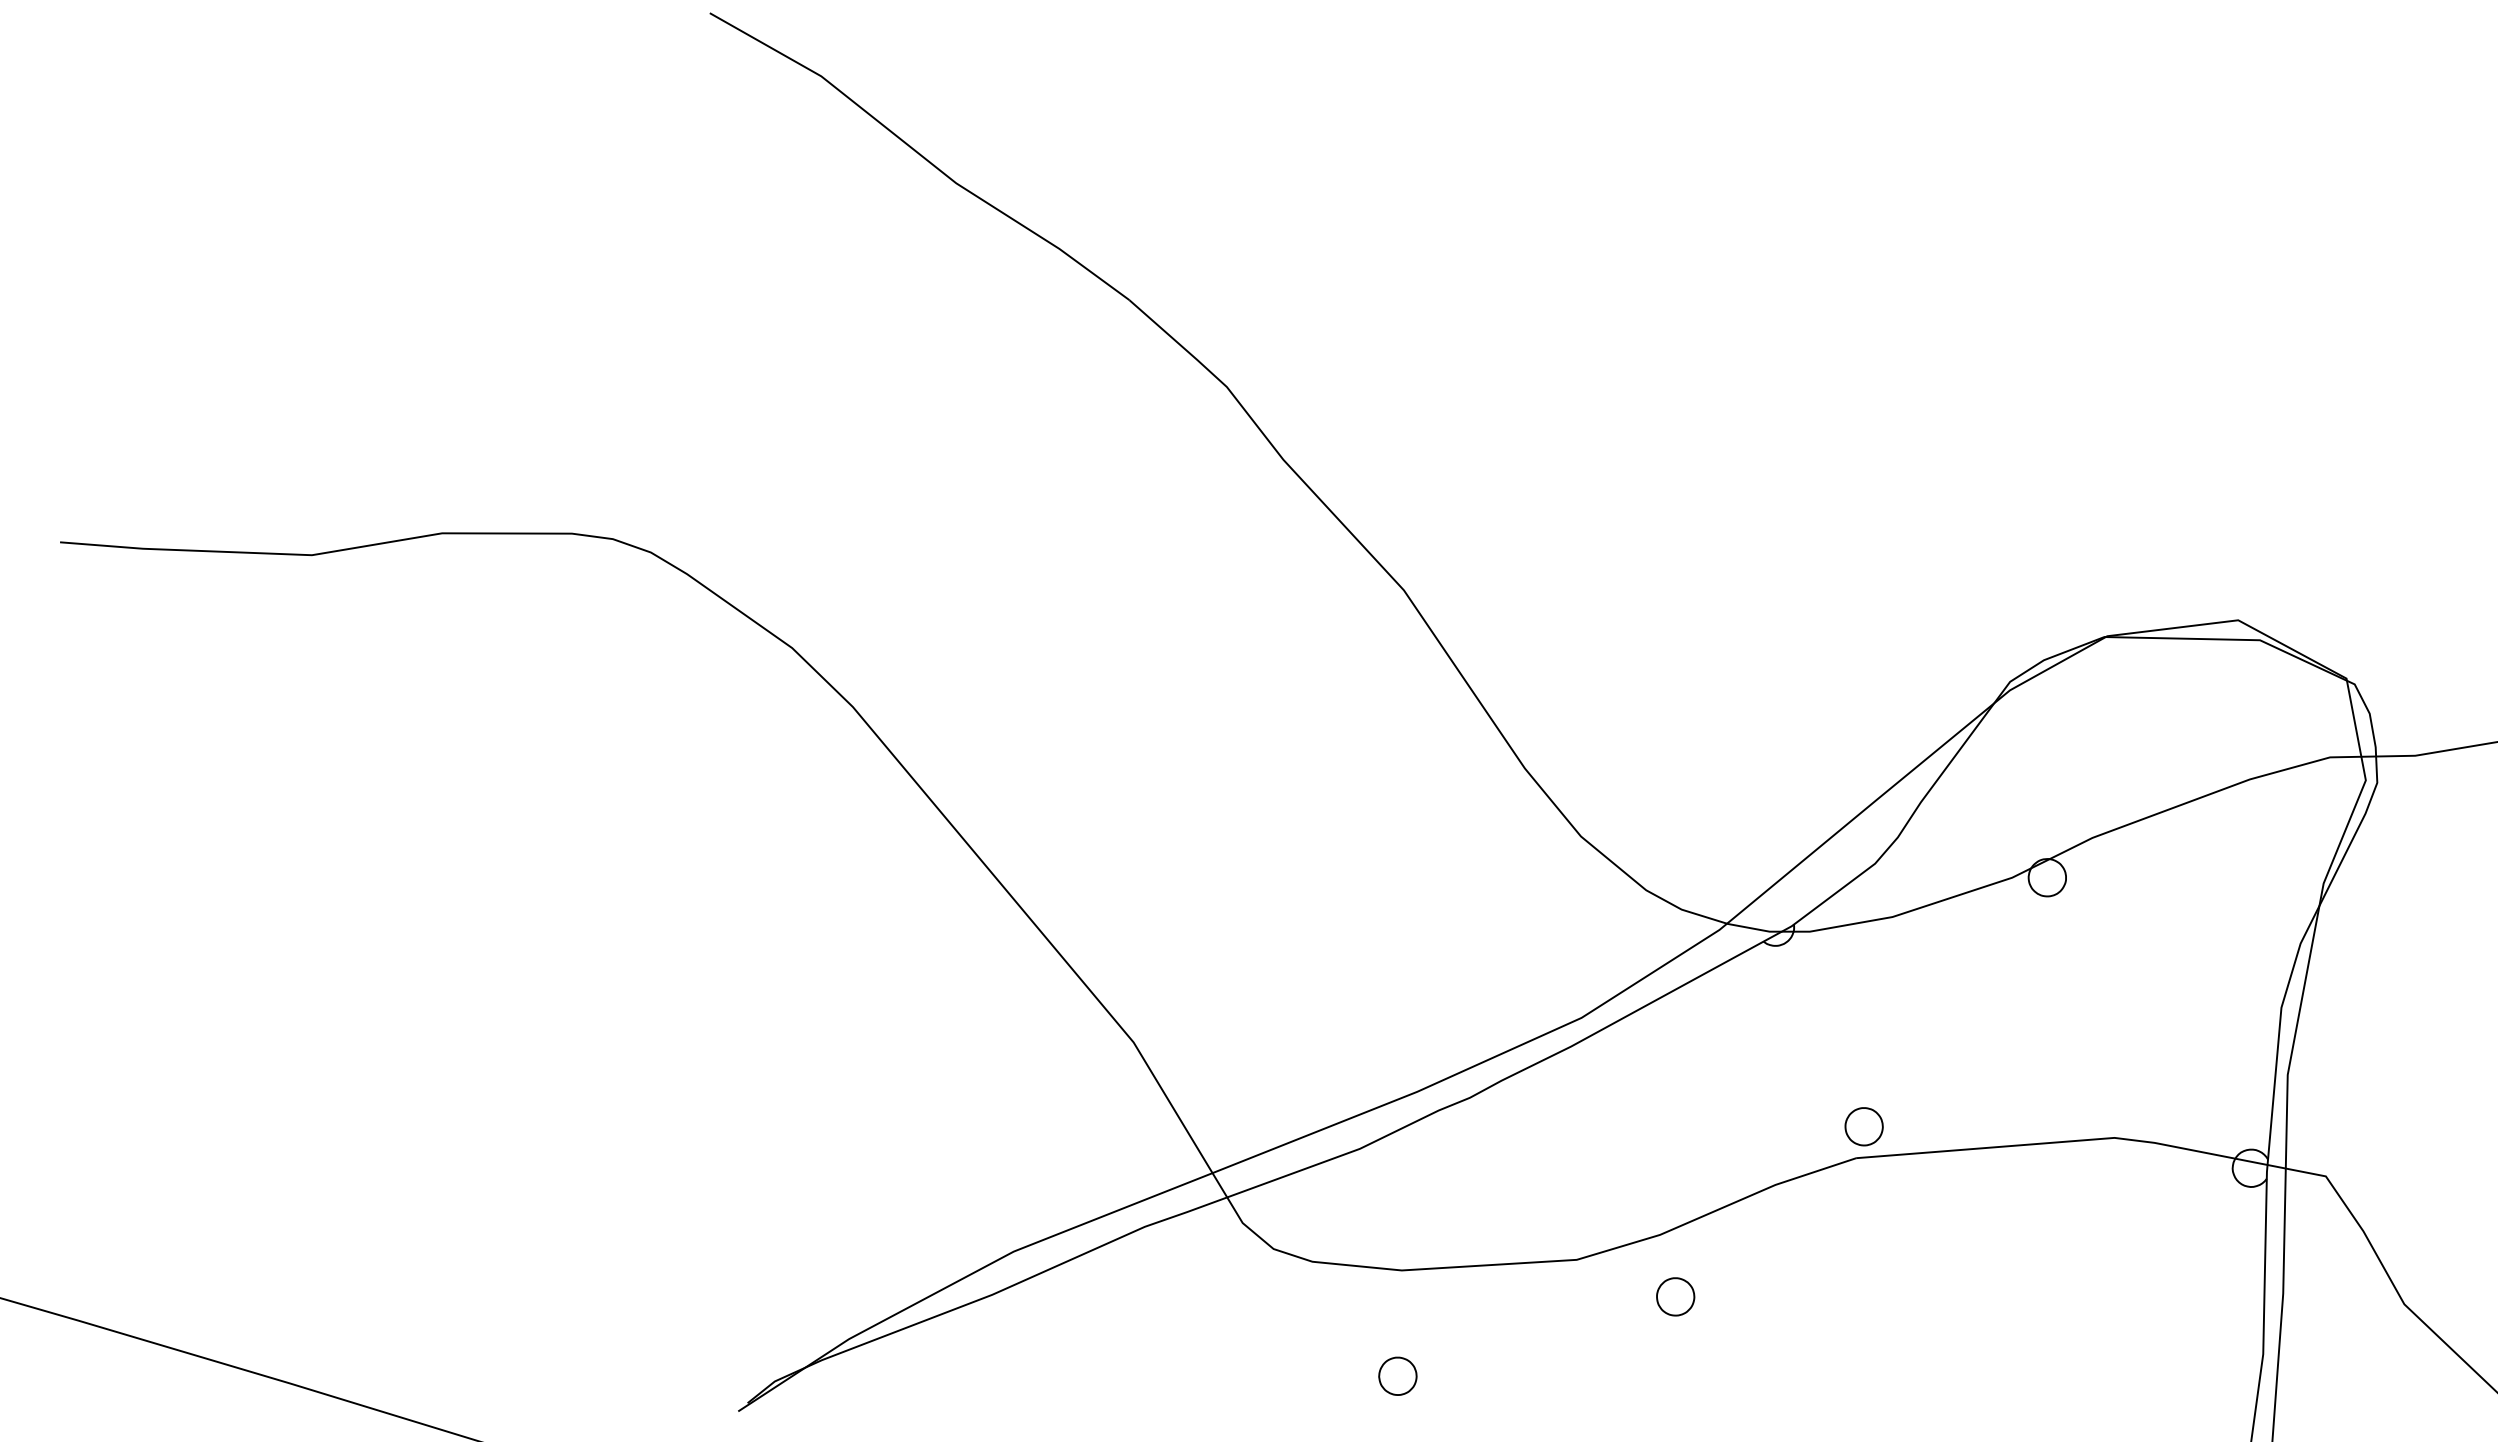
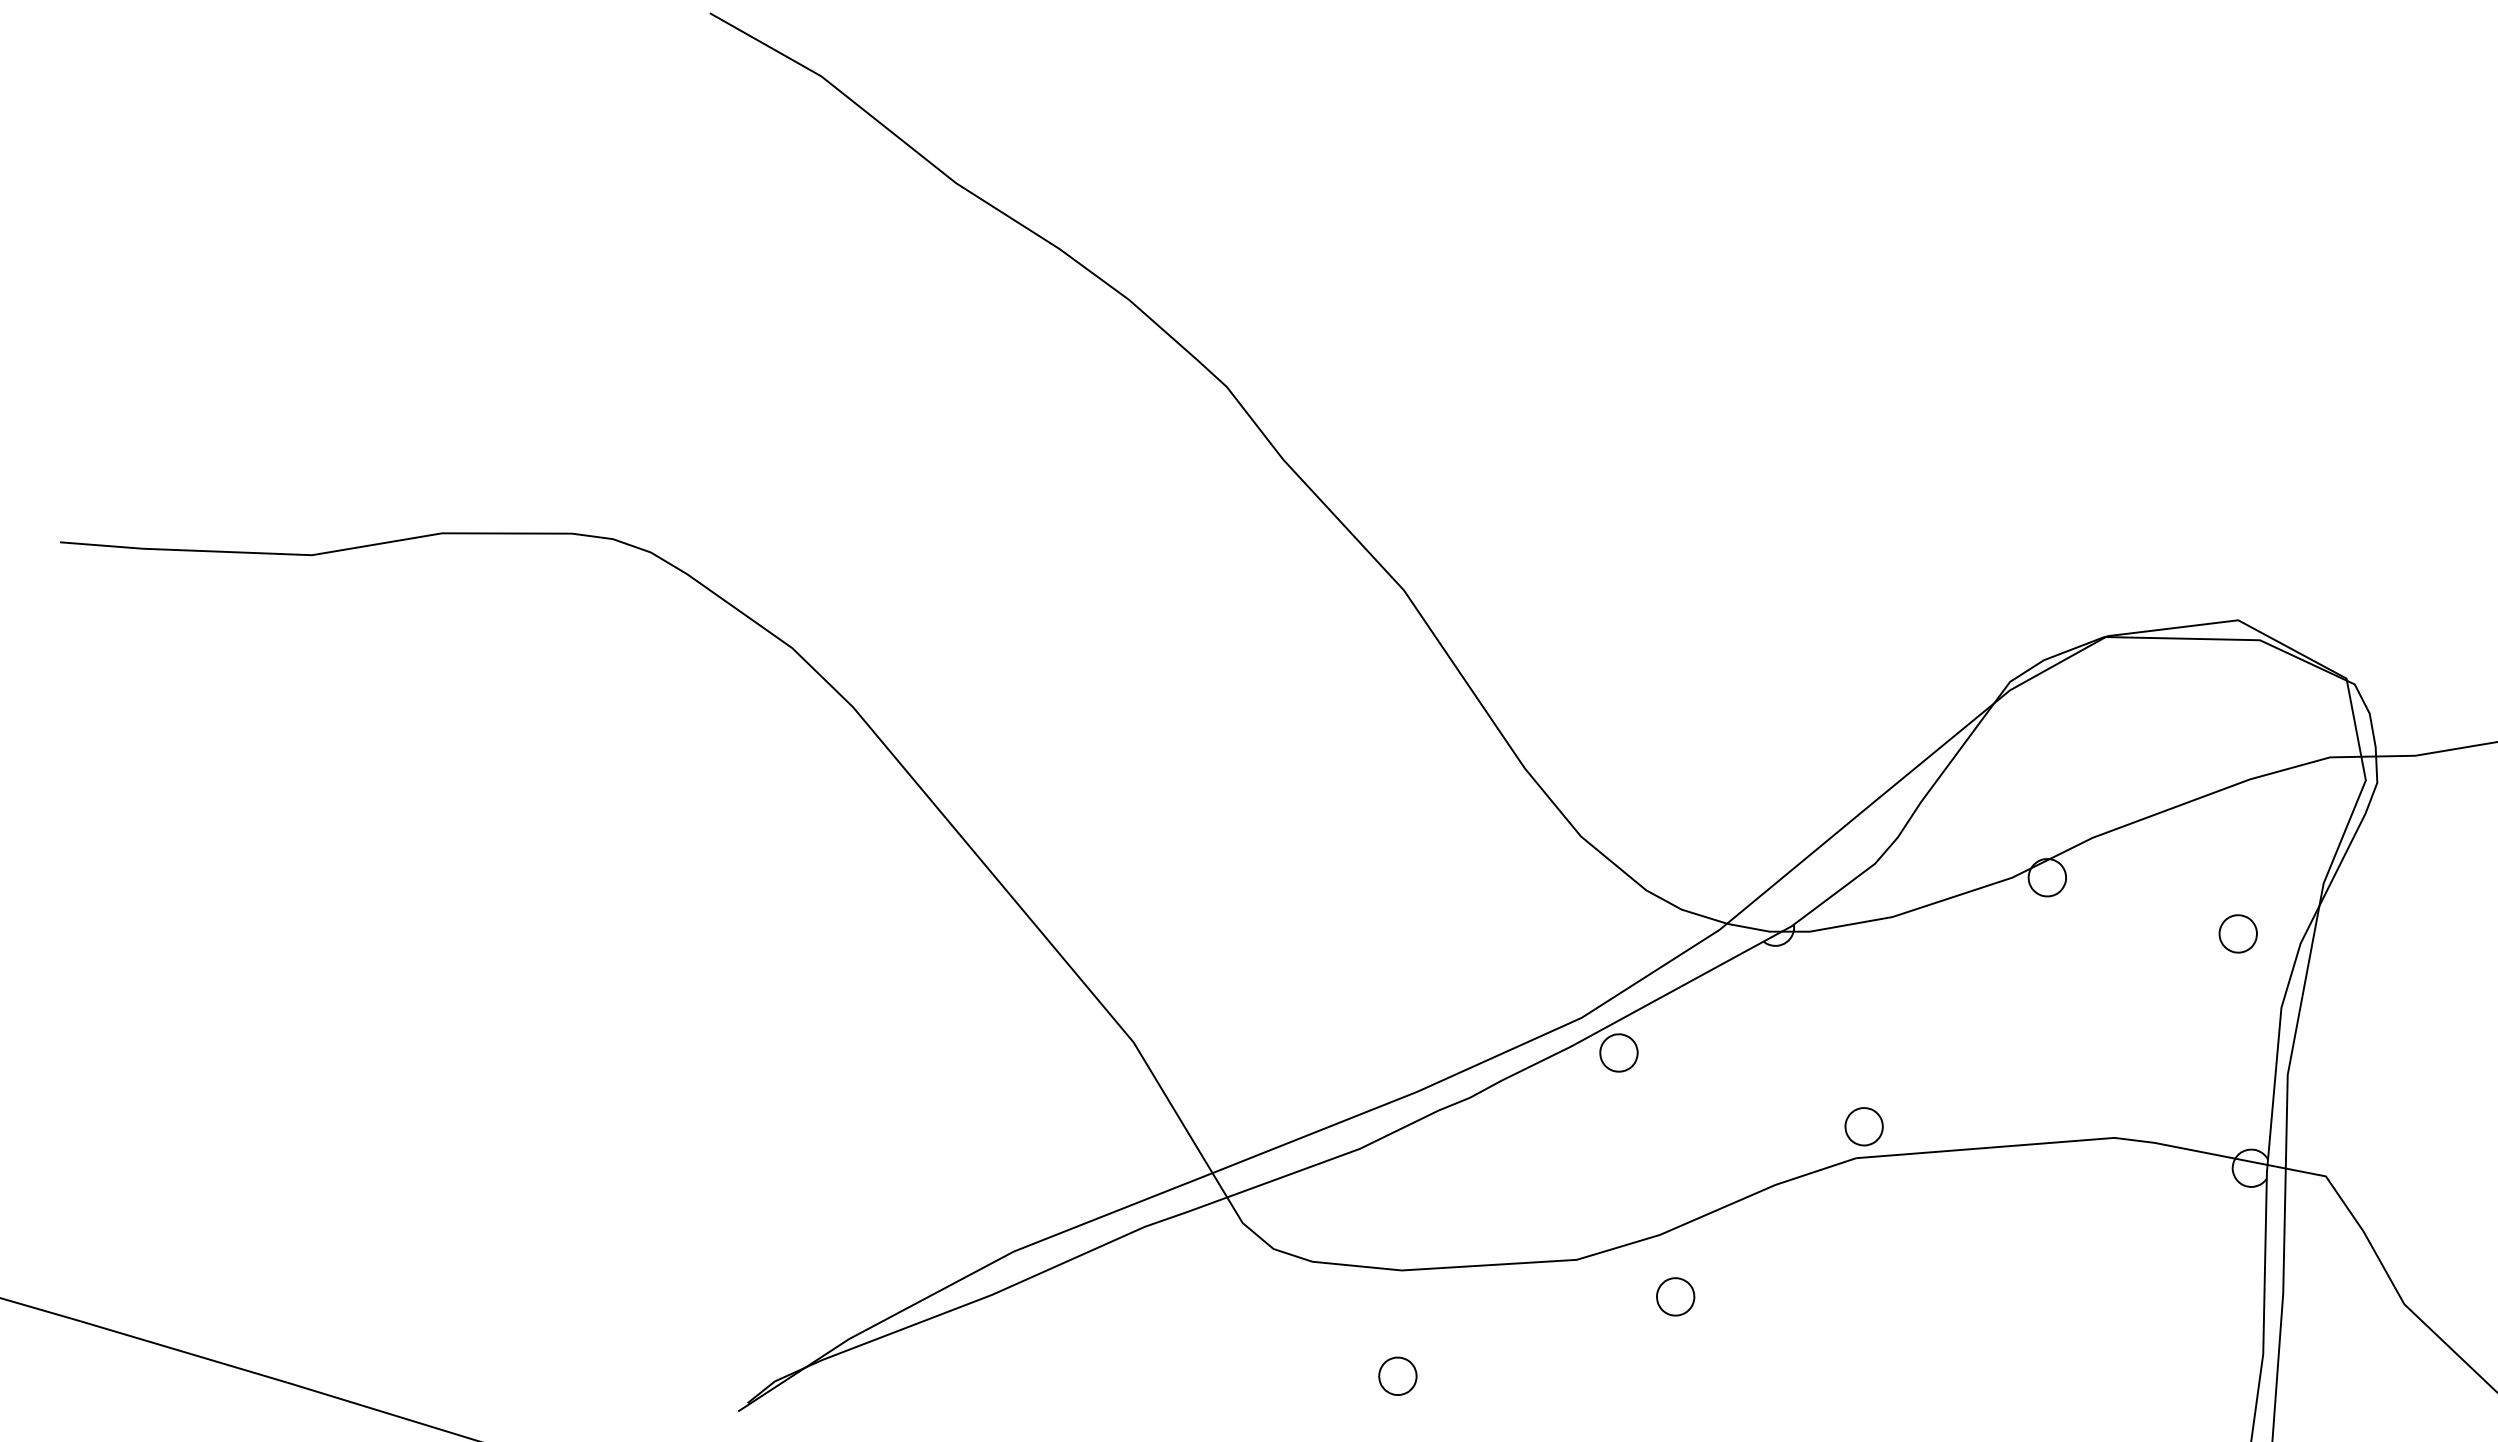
part: none -> present (2237, 933)
part: none -> present (1618, 1052)
